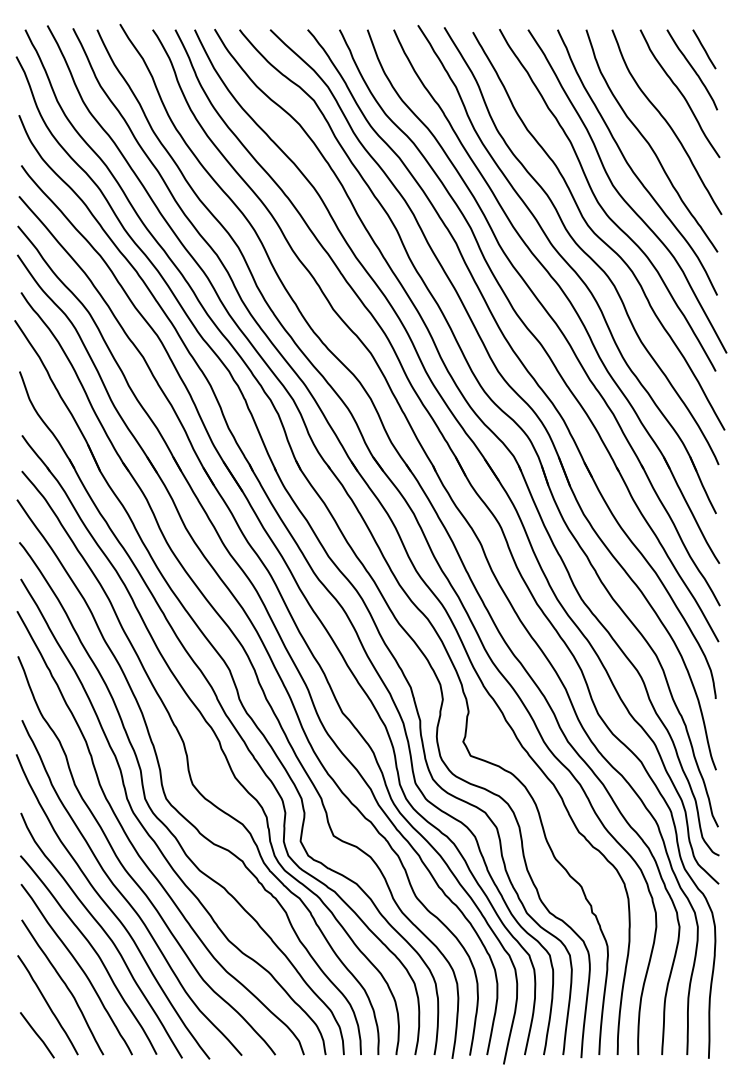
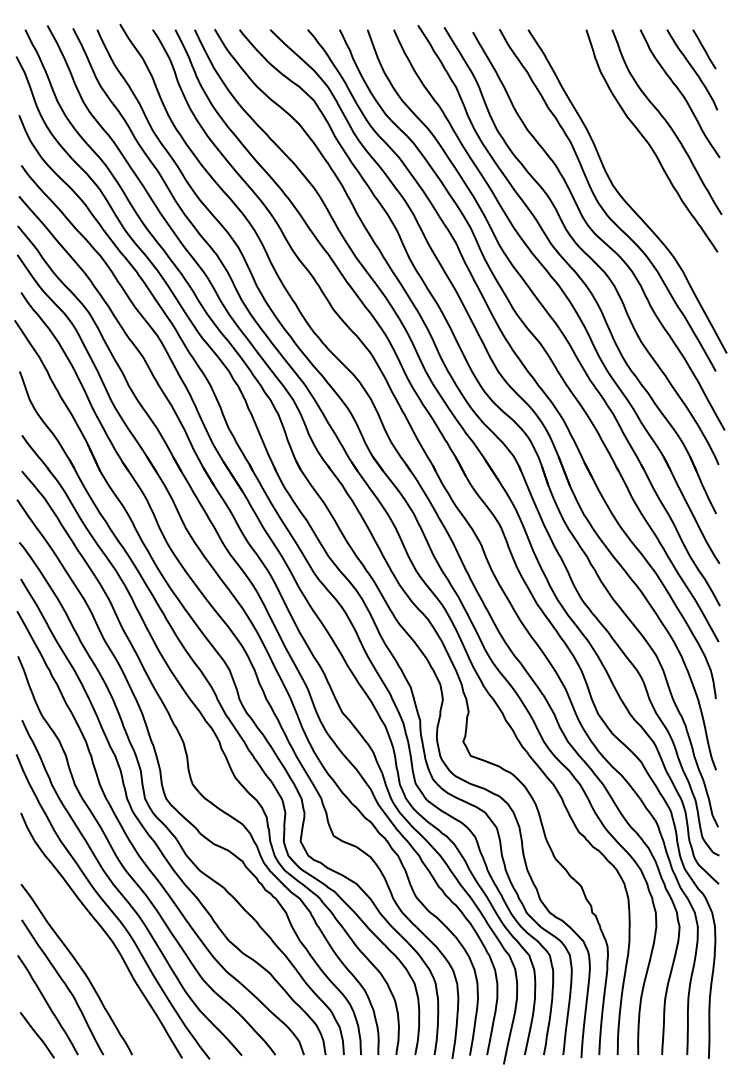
curve: present -> none (630, 165)
curve: present -> none (92, 949)
